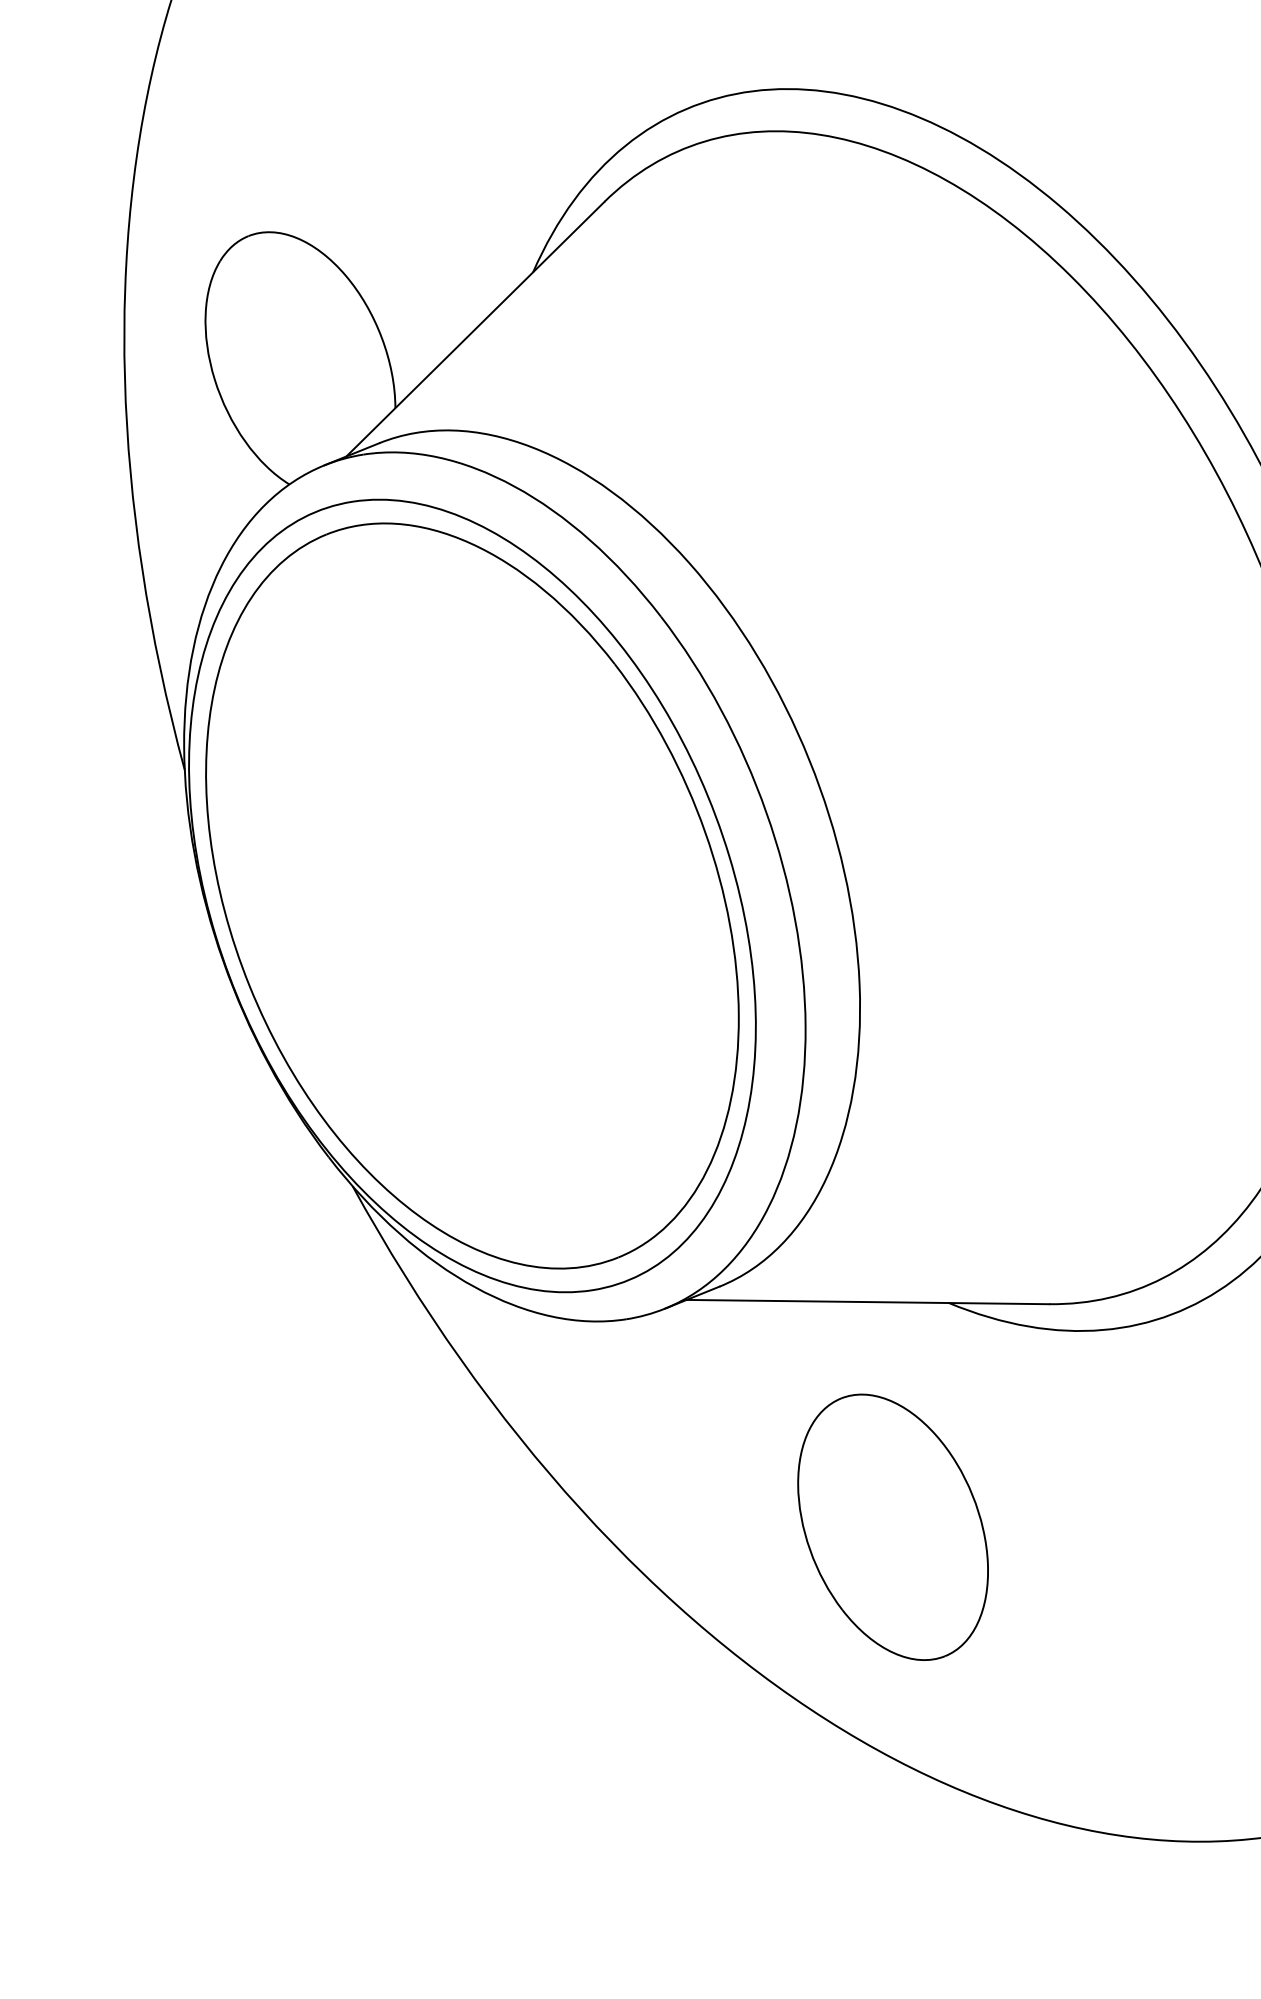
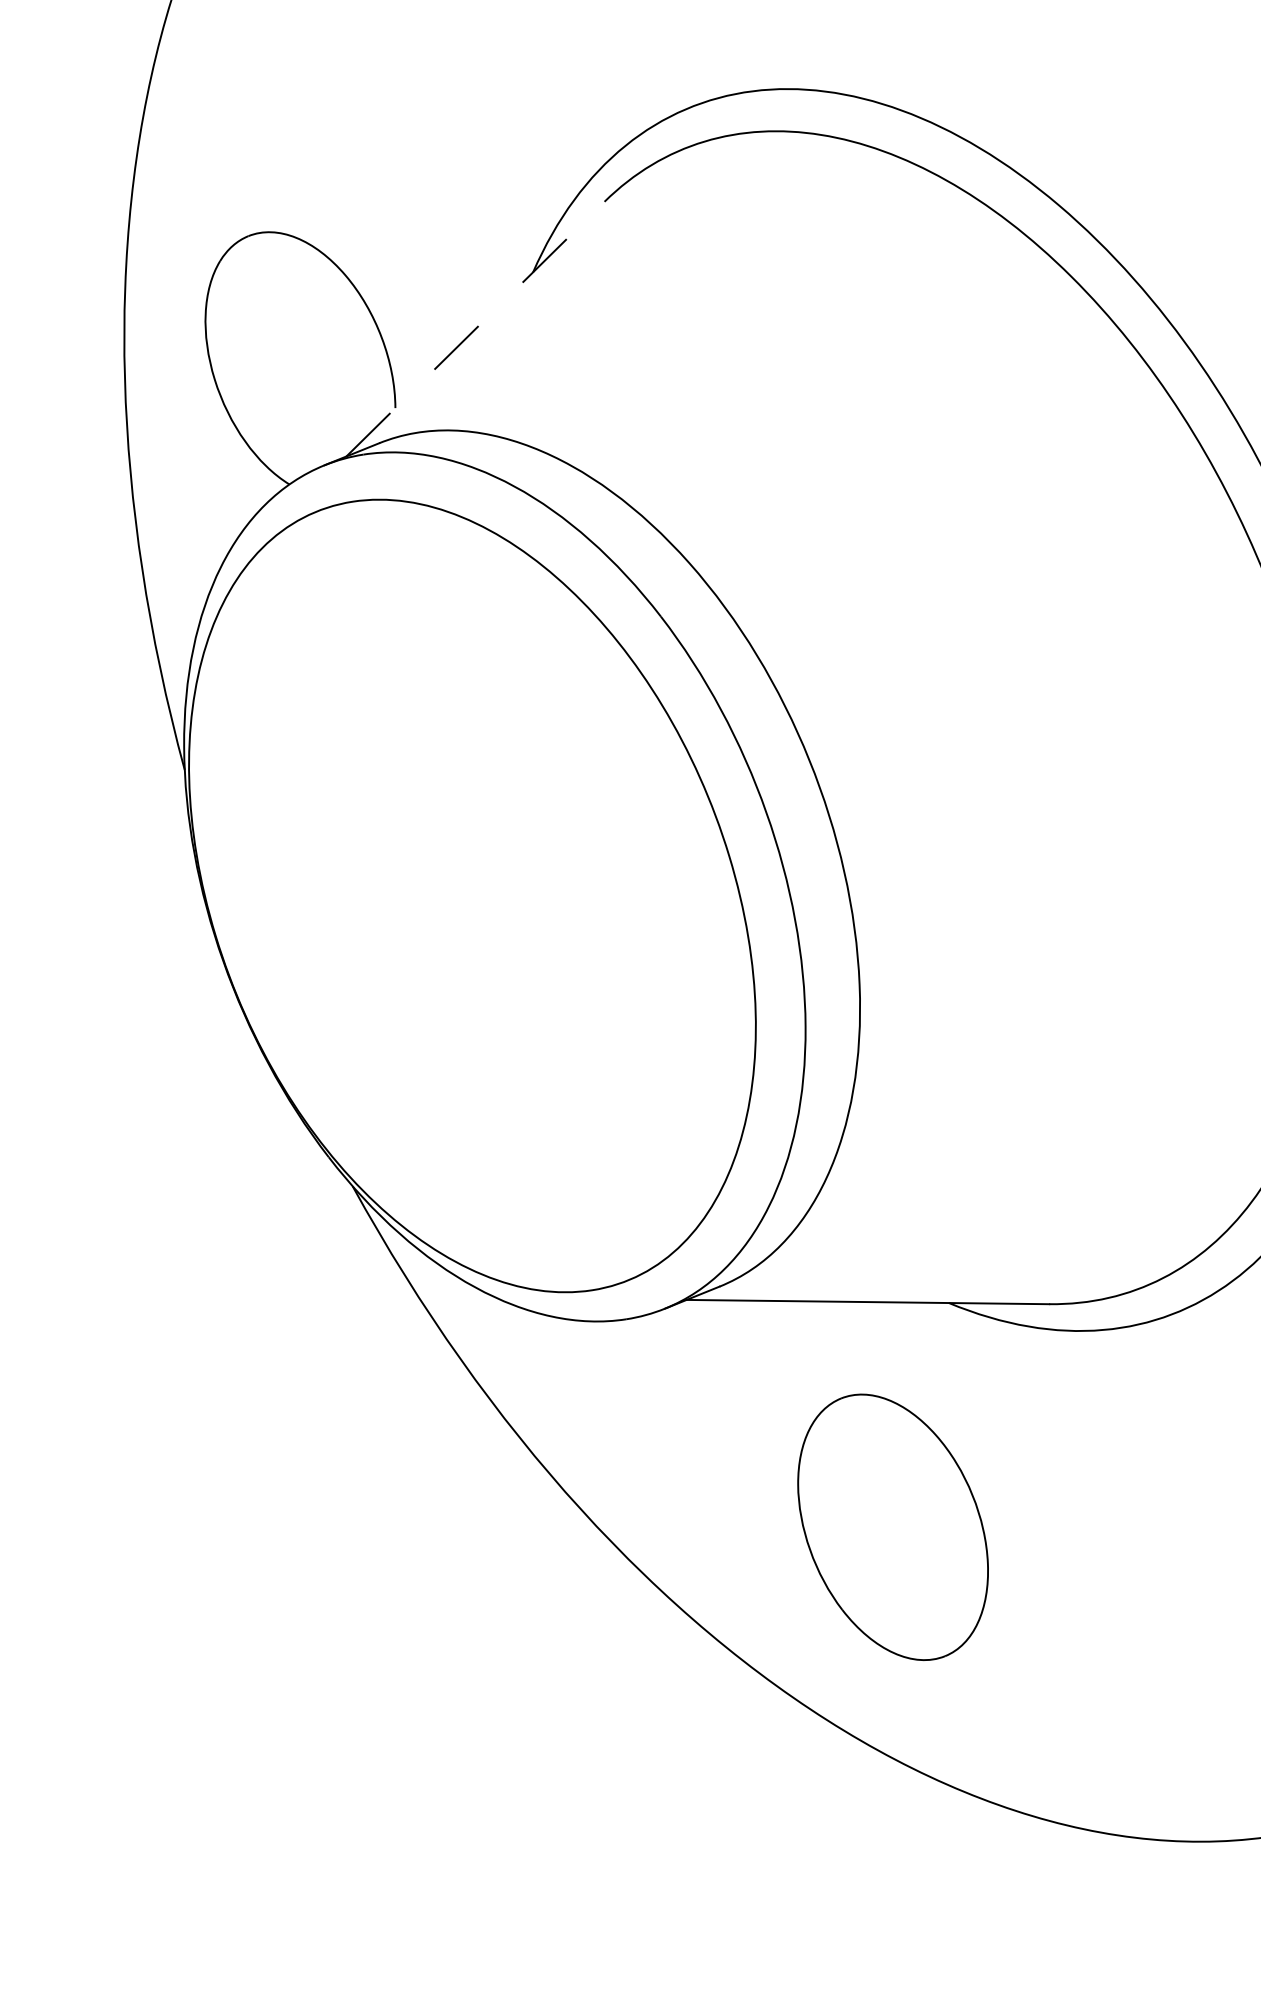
line: solid -> dashed (475, 328)
part: present -> none (472, 895)
